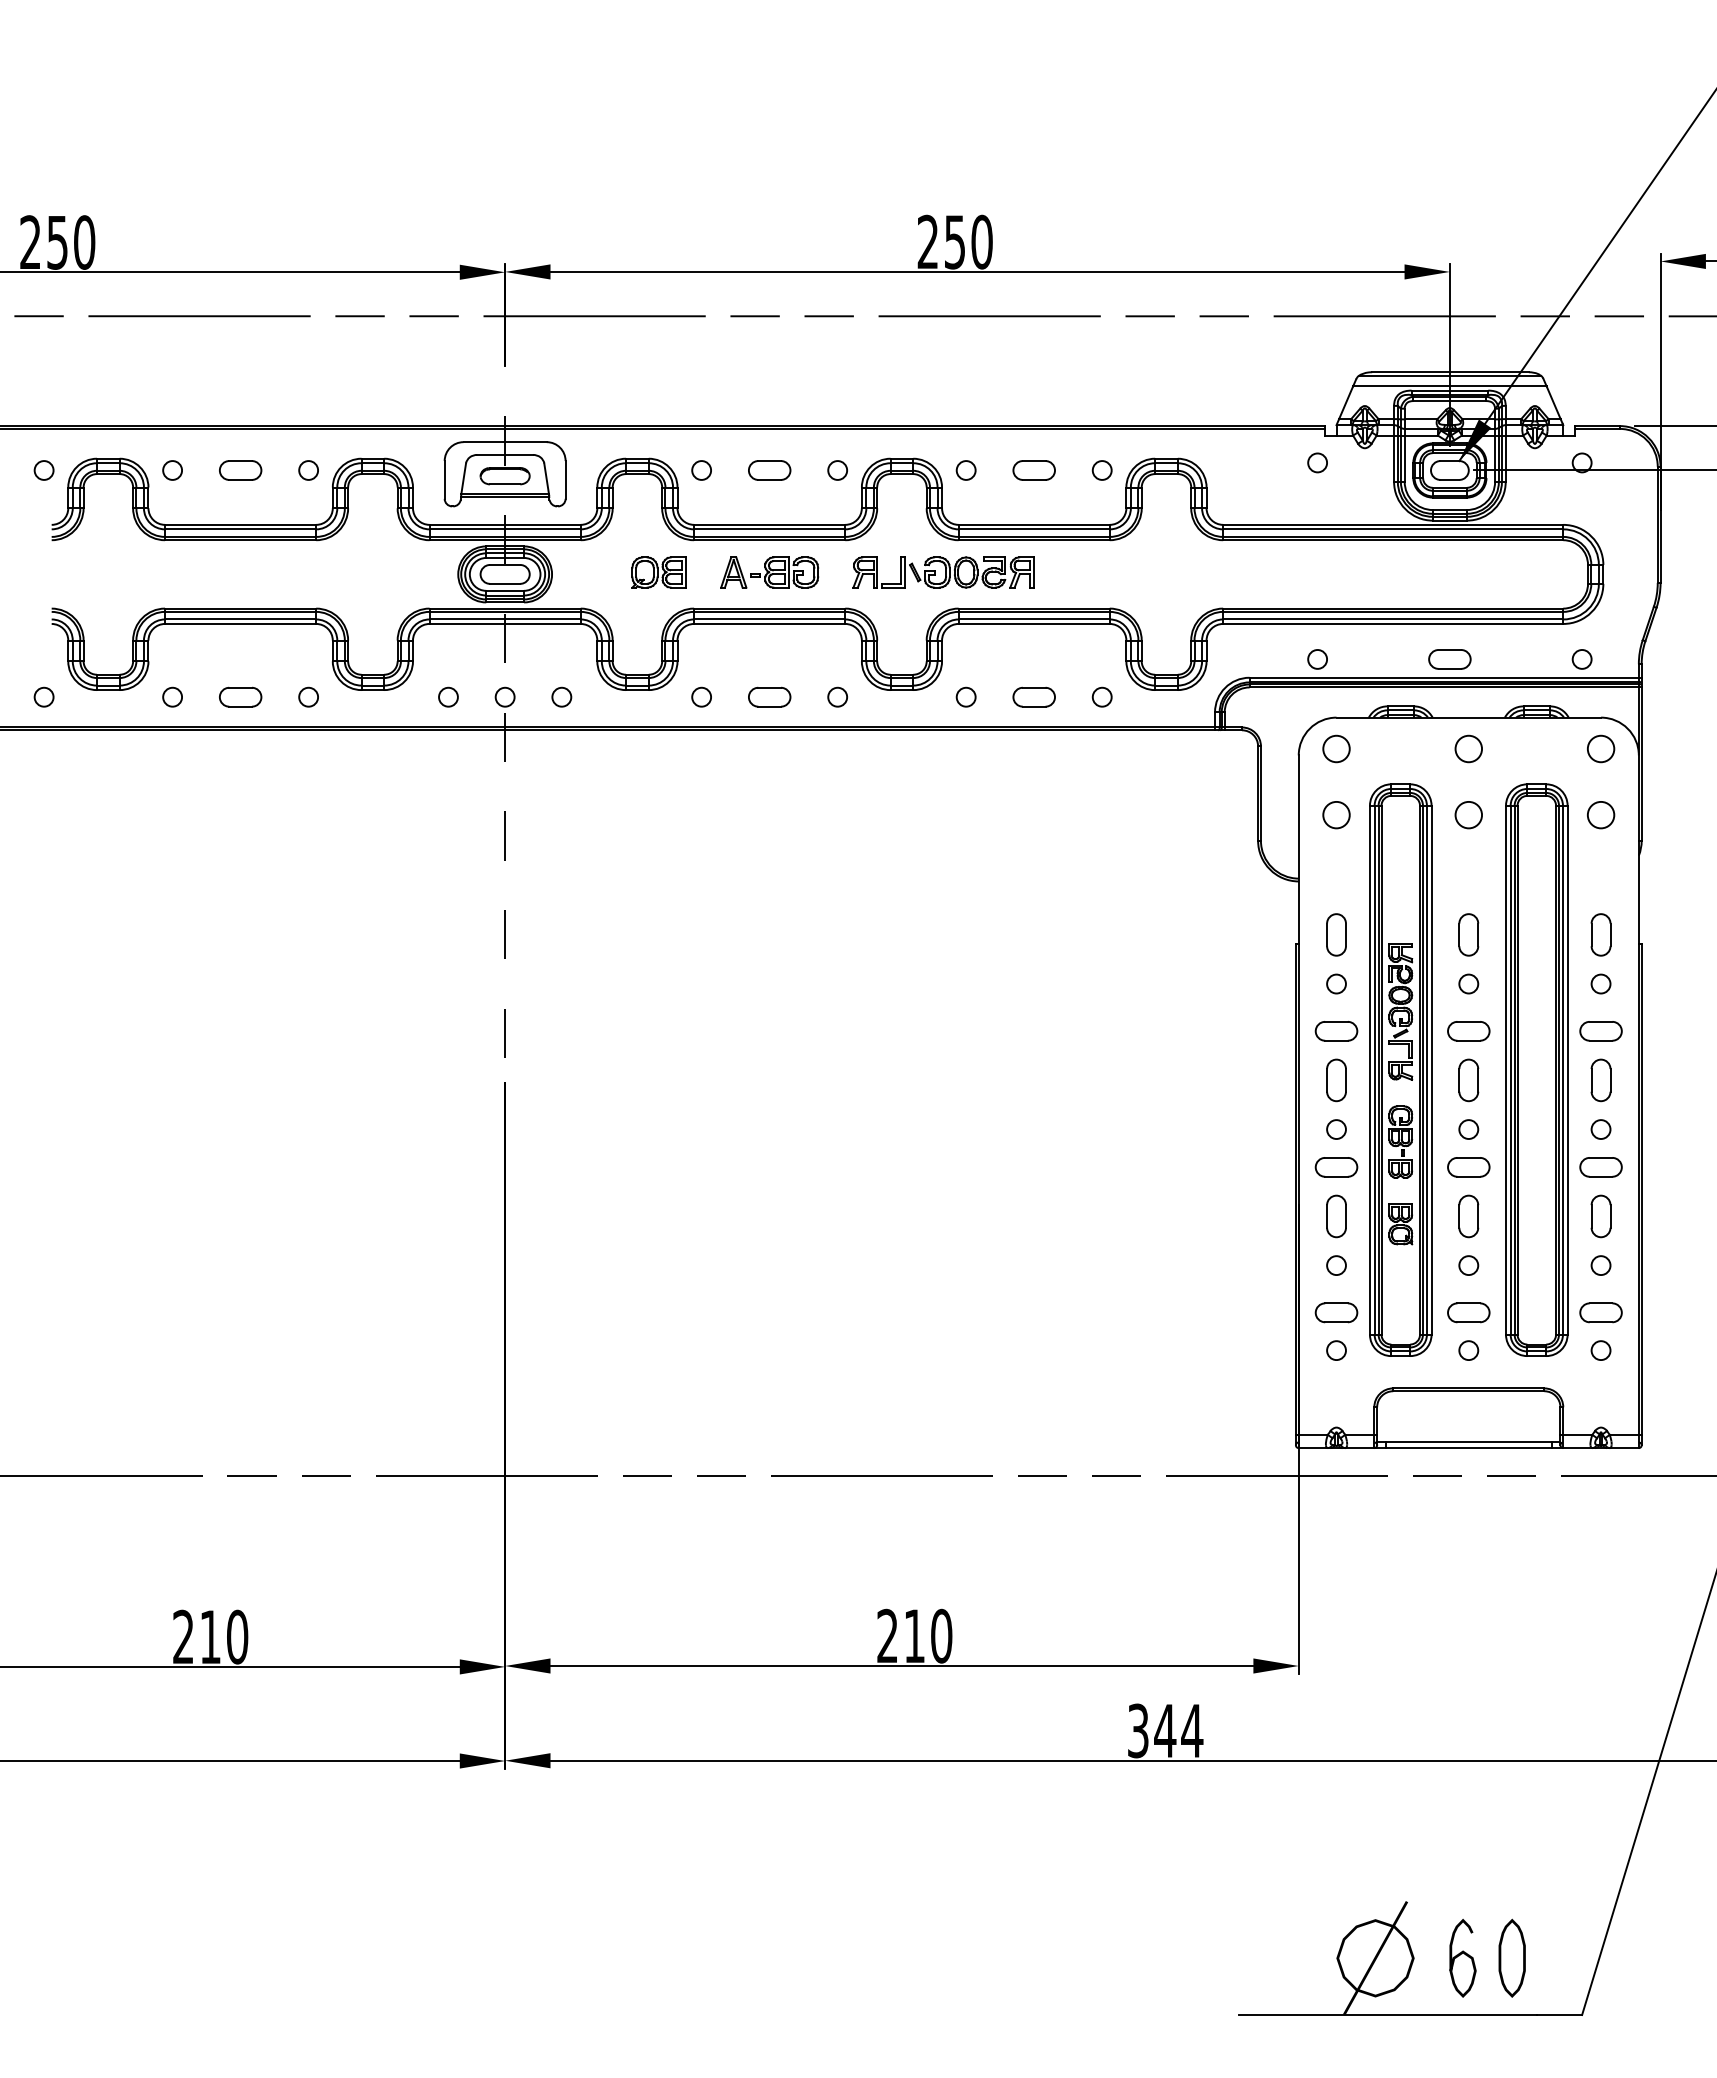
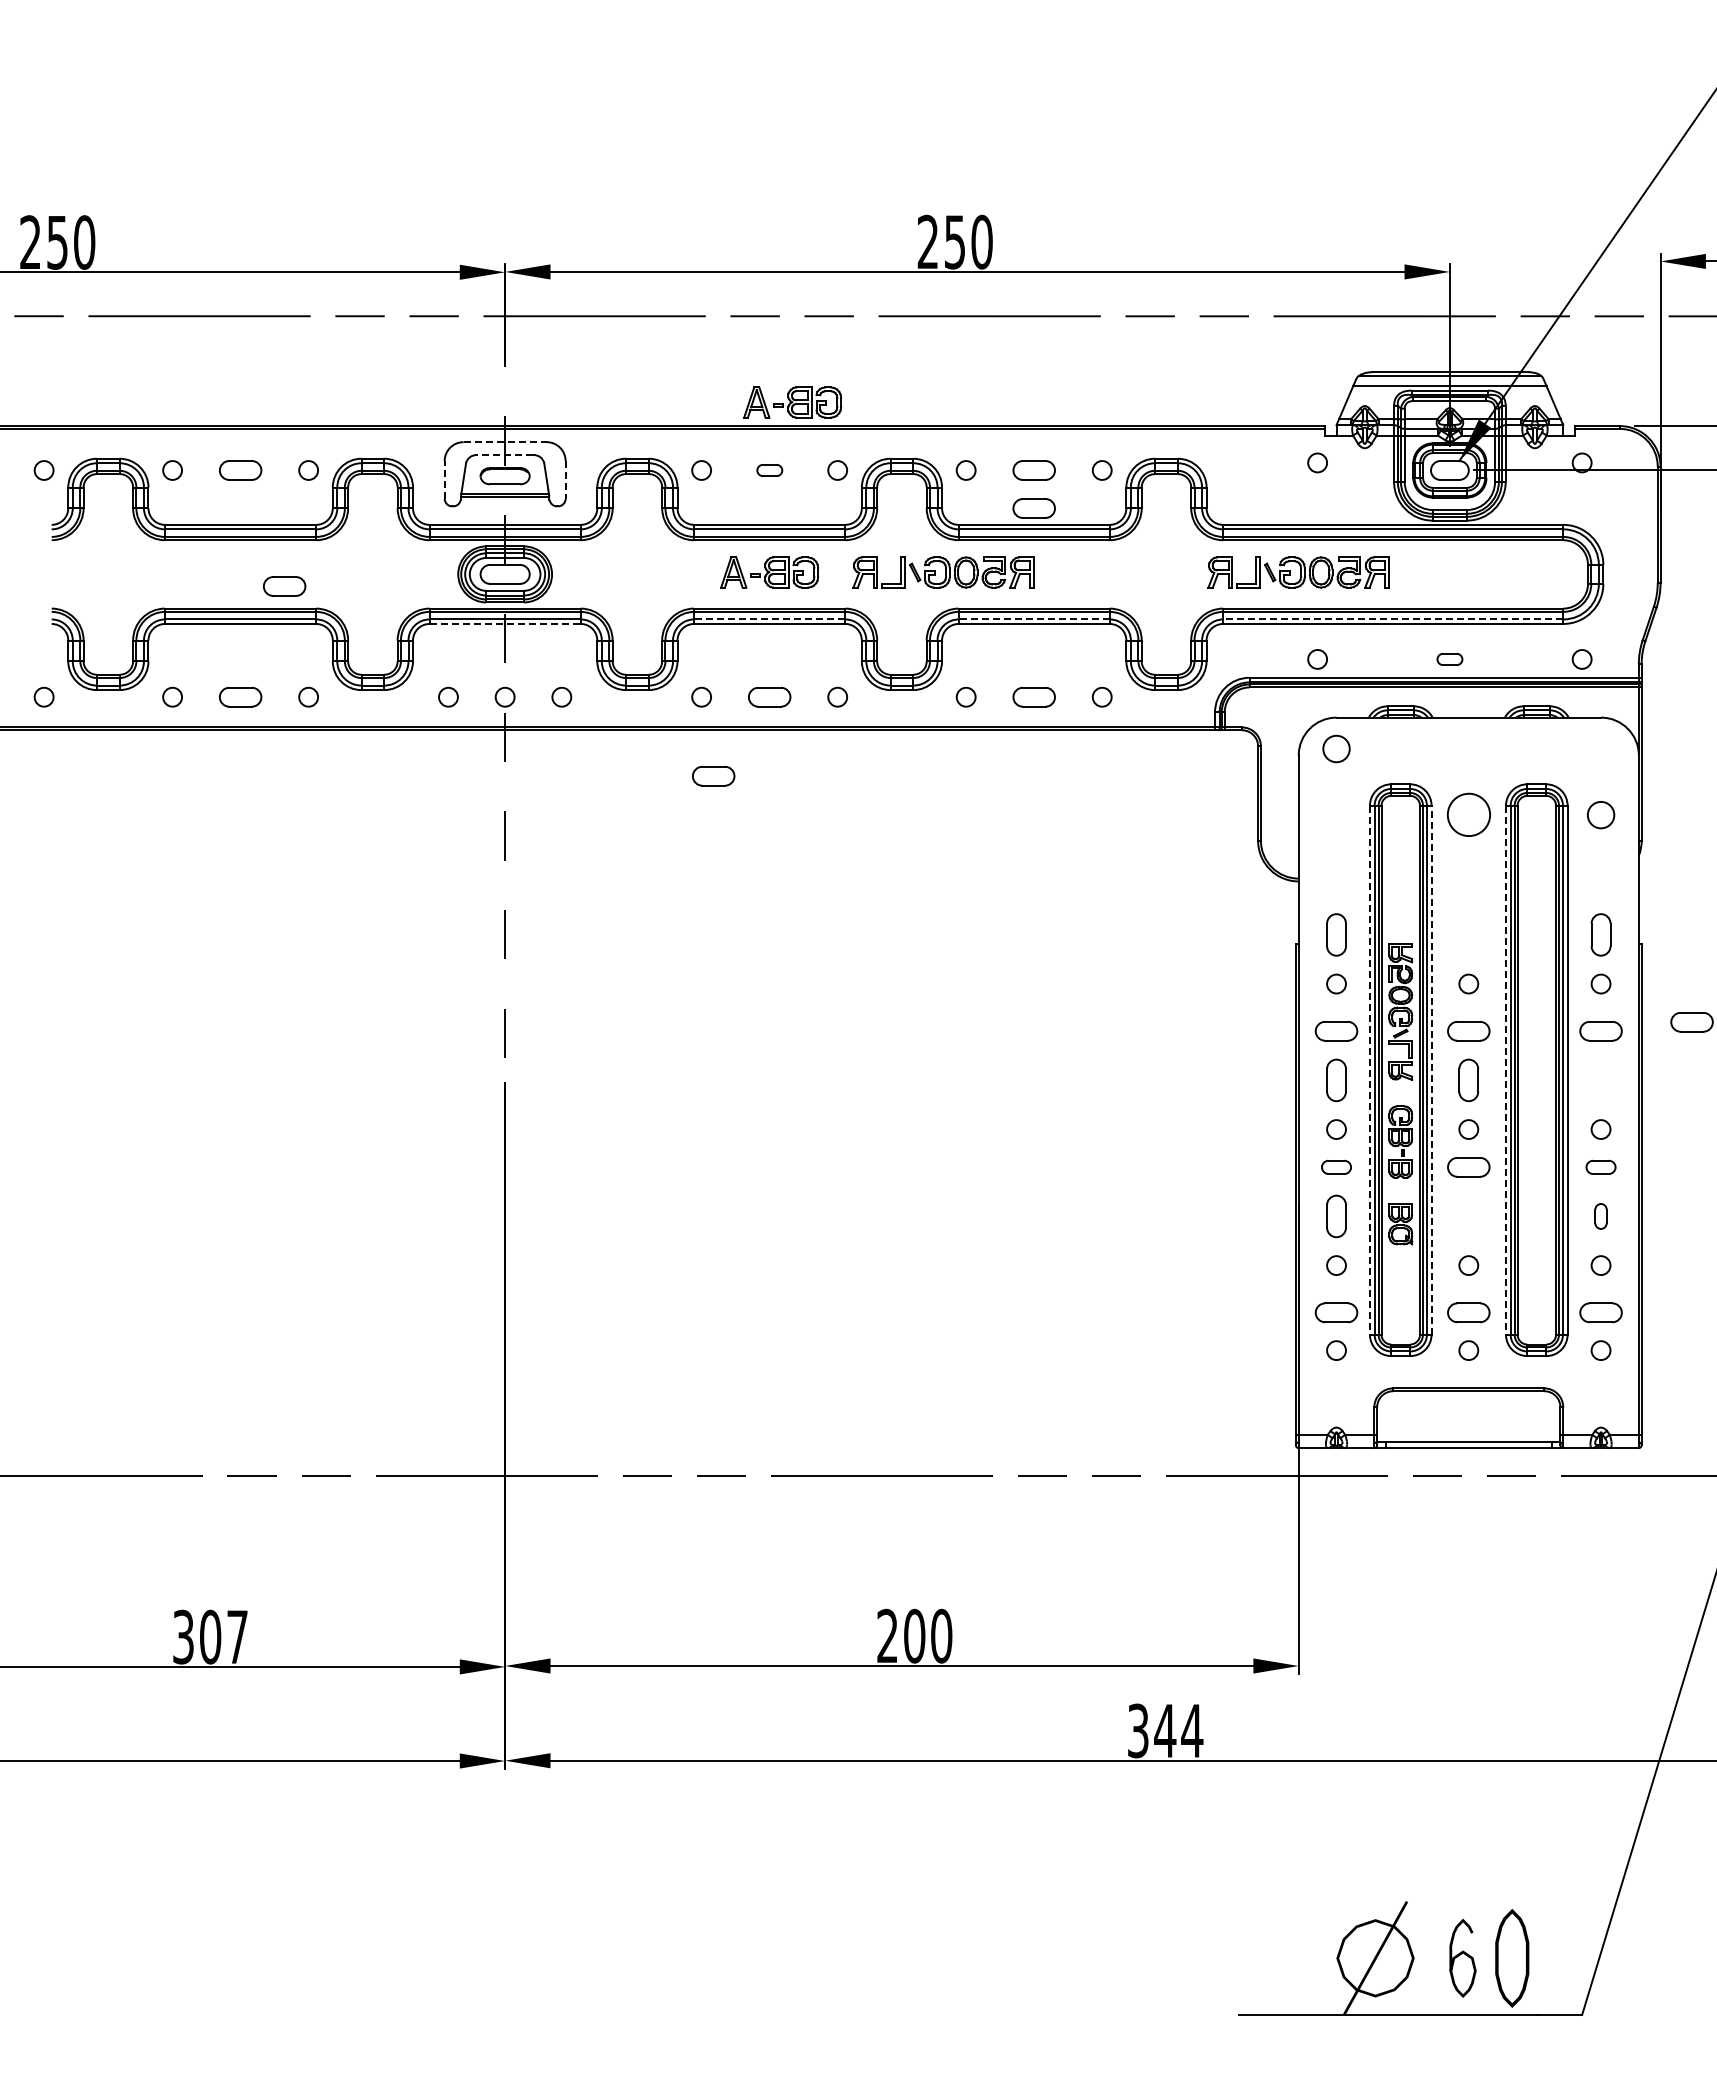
part: none -> present (792, 402)
line: solid -> dashed (505, 442)
line: solid -> dashed (505, 454)
part size: 44x21 px -> 28x13 px (769, 470)
line: solid -> dashed (444, 479)
line: solid -> dashed (565, 479)
part: none -> present (1033, 508)
part: present -> none (658, 572)
part: none -> present (1298, 572)
part: none -> present (284, 586)
line: solid -> dashed (769, 619)
line: solid -> dashed (1034, 619)
line: solid -> dashed (1392, 619)
line: solid -> dashed (505, 623)
part size: 44x21 px -> 28x14 px (1449, 658)
circle: present -> none (1468, 748)
circle: present -> none (1601, 748)
part: none -> present (713, 775)
circle: present -> none (1336, 815)
circle size: 29x29 px -> 45x45 px (1468, 814)
part: present -> none (1468, 934)
part: none -> present (1691, 1022)
line: solid -> dashed (1369, 1070)
line: solid -> dashed (1431, 1070)
line: solid -> dashed (1506, 1070)
part: present -> none (1600, 1080)
part size: 45x21 px -> 31x16 px (1336, 1166)
part size: 44x21 px -> 32x16 px (1600, 1166)
part: present -> none (1468, 1216)
part size: 22x45 px -> 14x27 px (1600, 1216)
text: 210 -> 200 (914, 1635)
text: 210 -> 307 (210, 1636)
part size: 28x80 px -> 35x99 px (1512, 1958)
